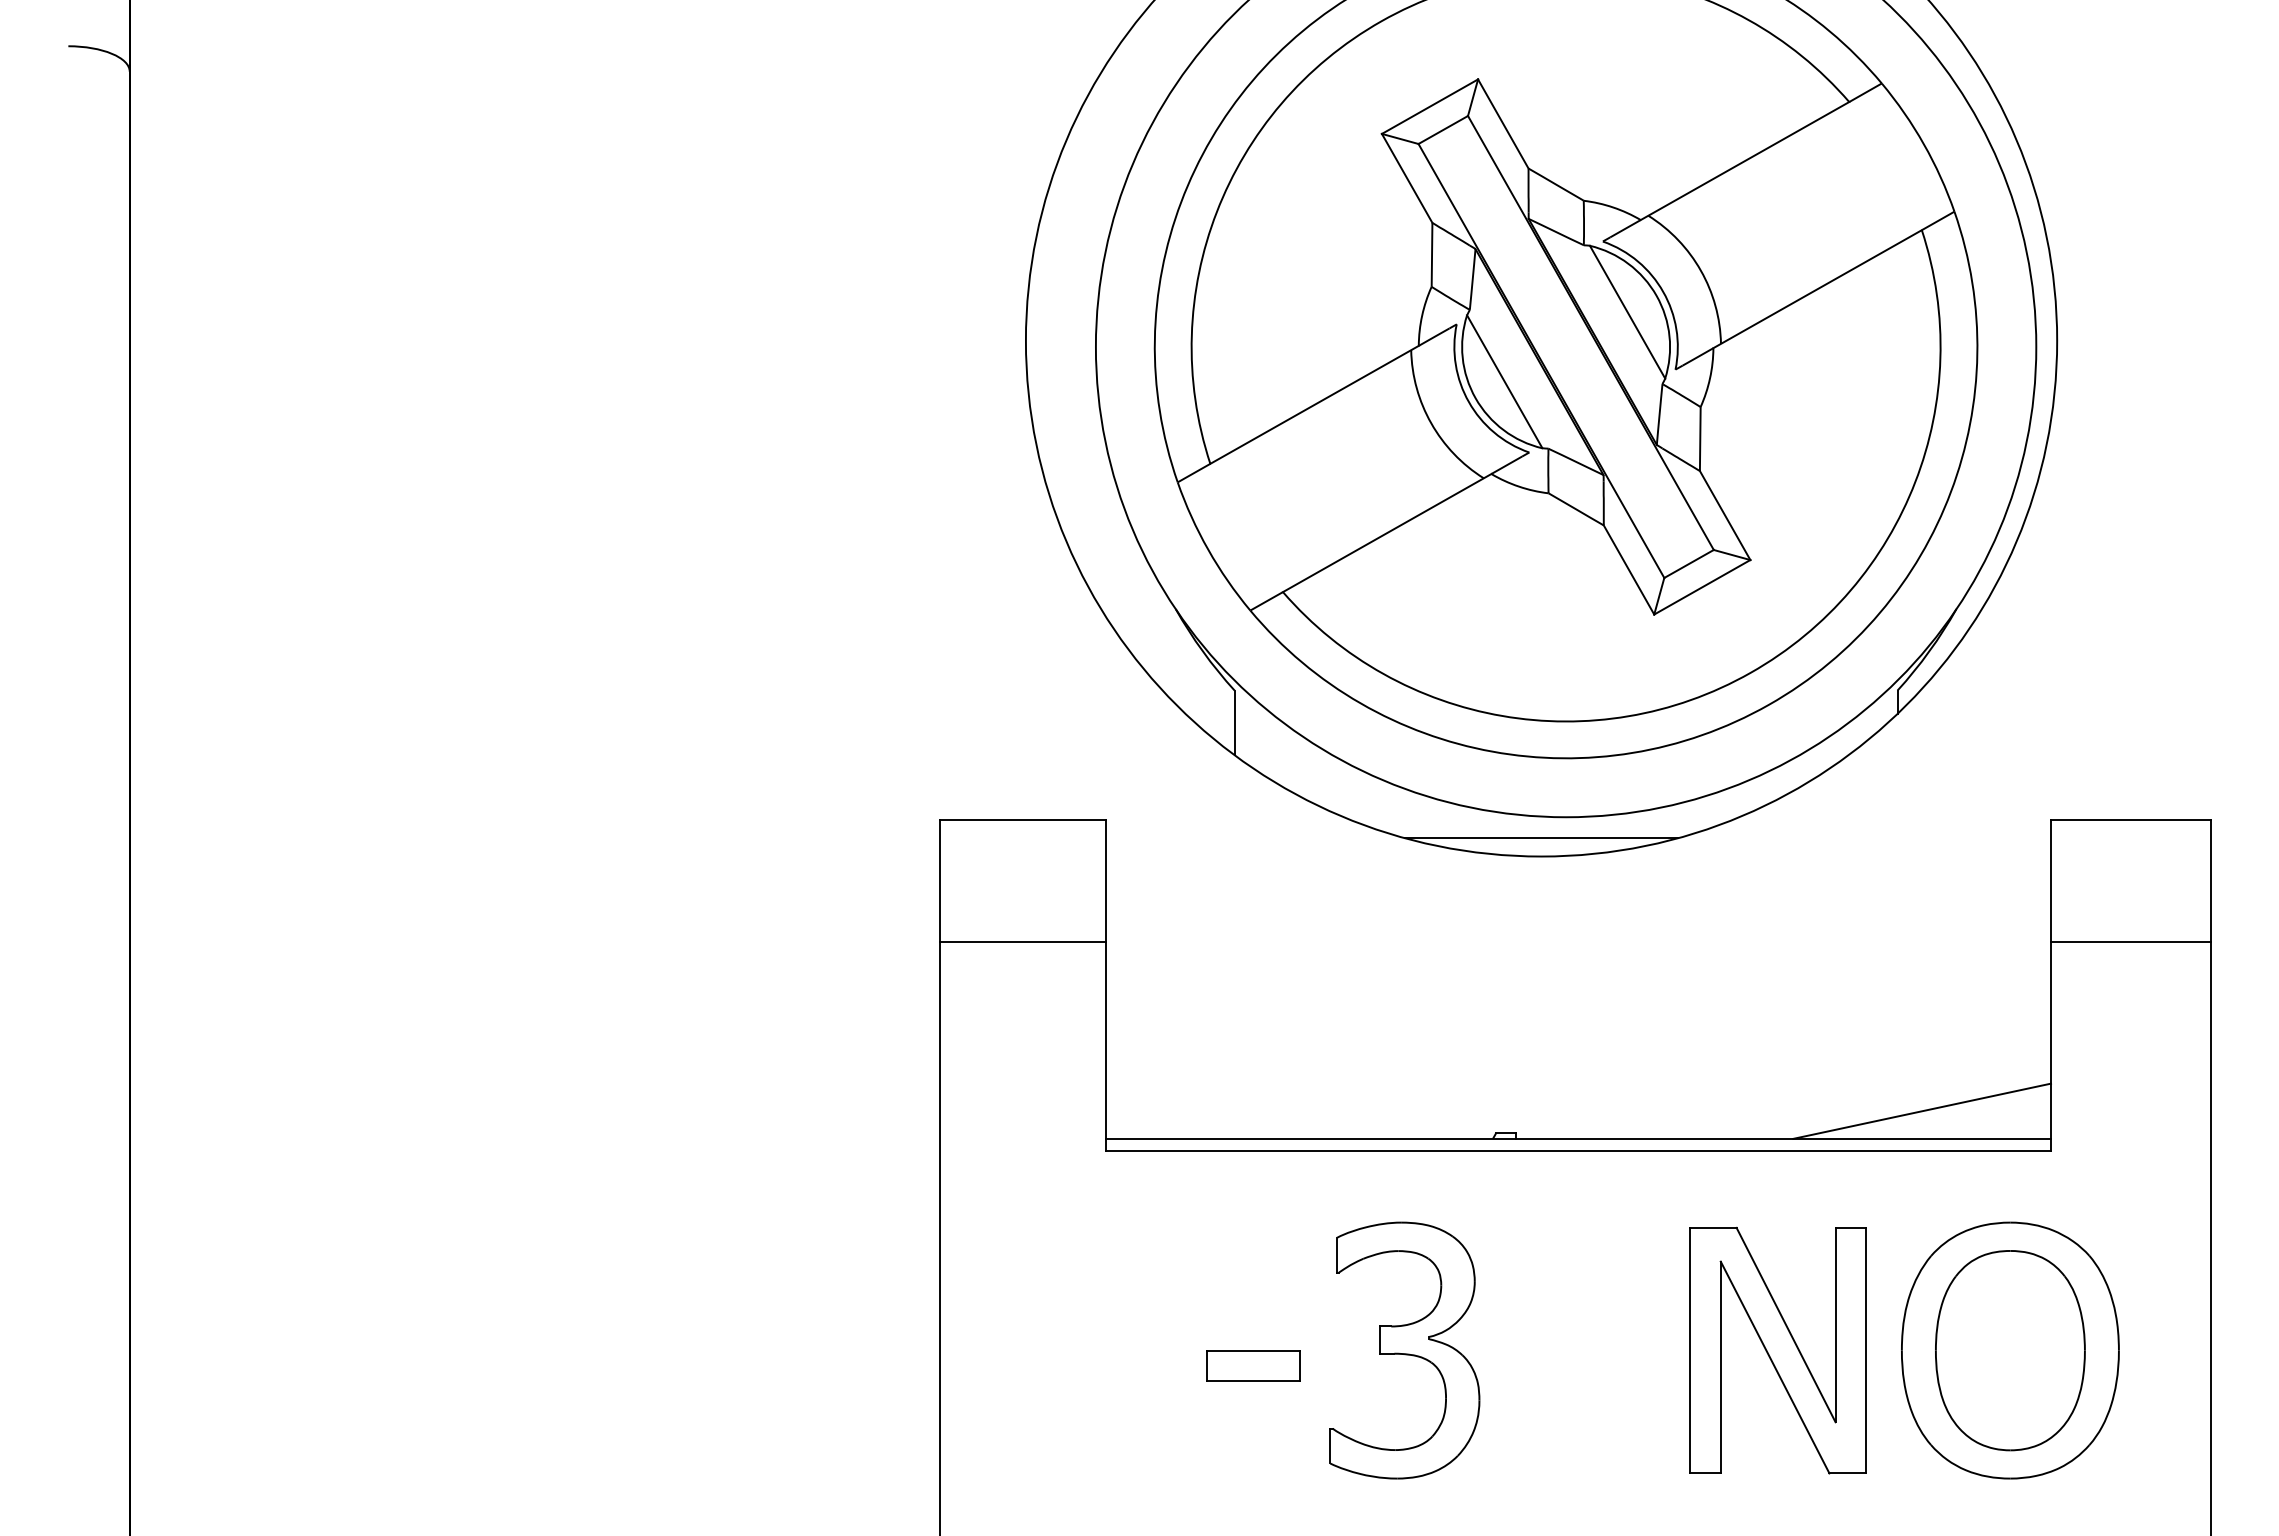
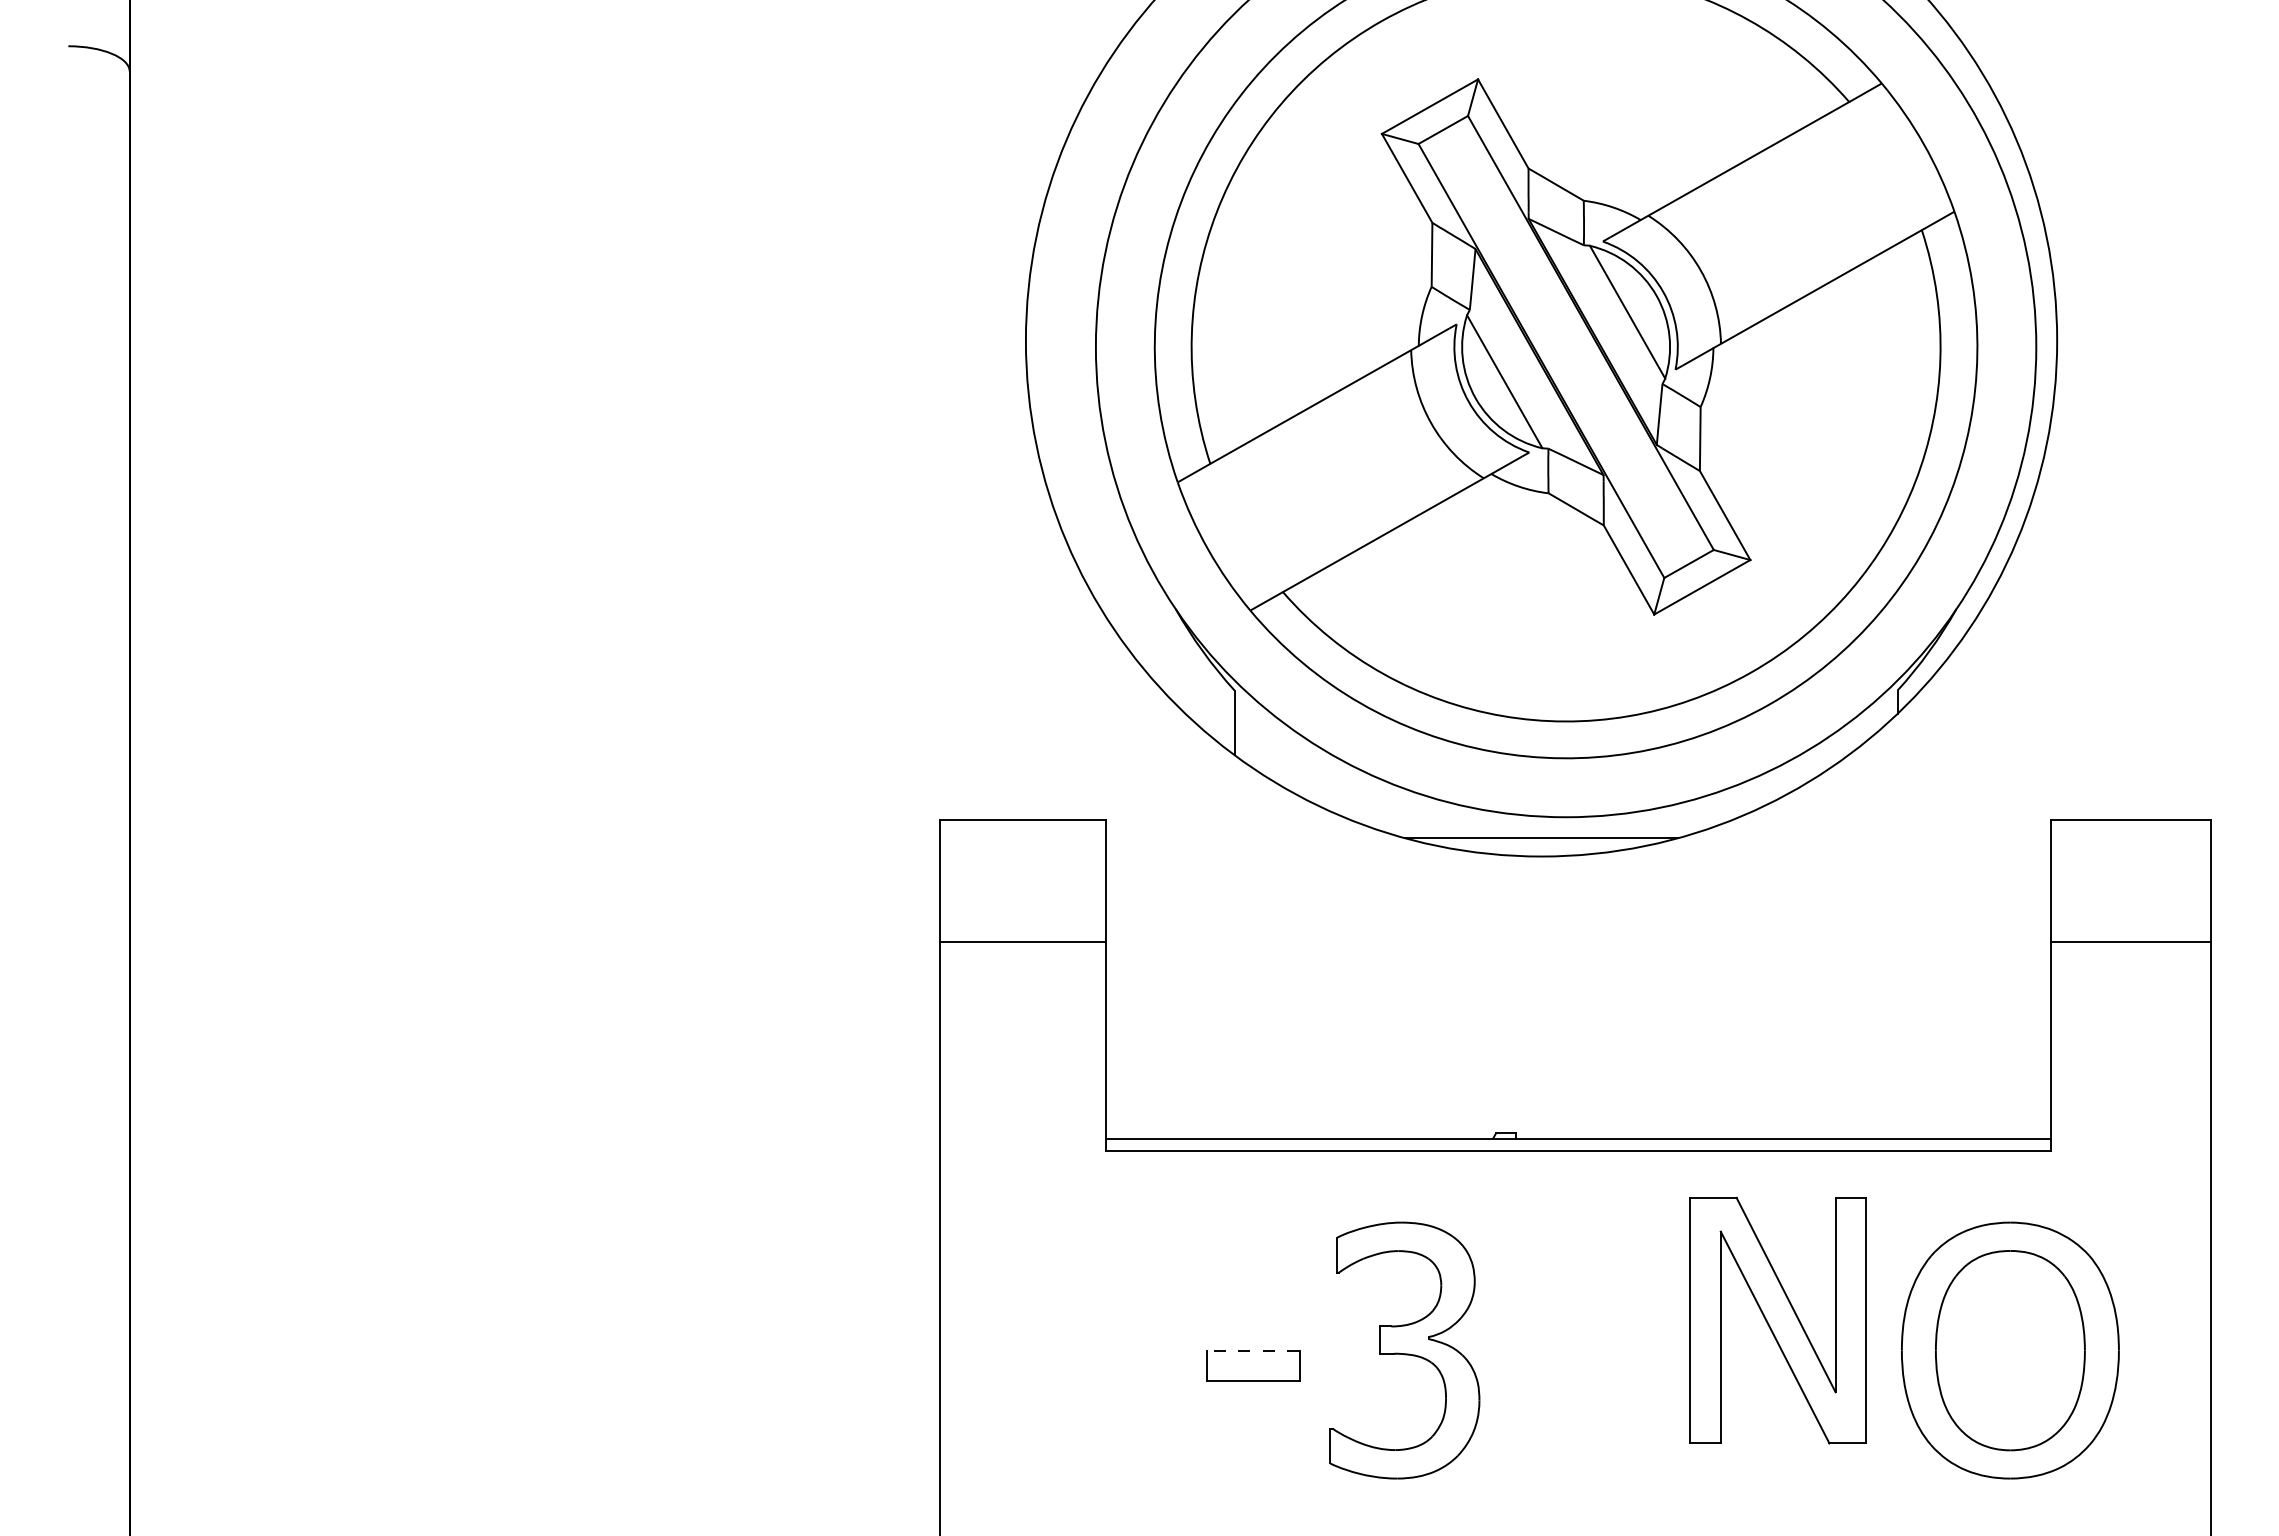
line: present -> none (1922, 1110)
part position: (1777, 1350) -> (1777, 1320) (1777, 1320)
line: solid -> dashed (1252, 1351)
